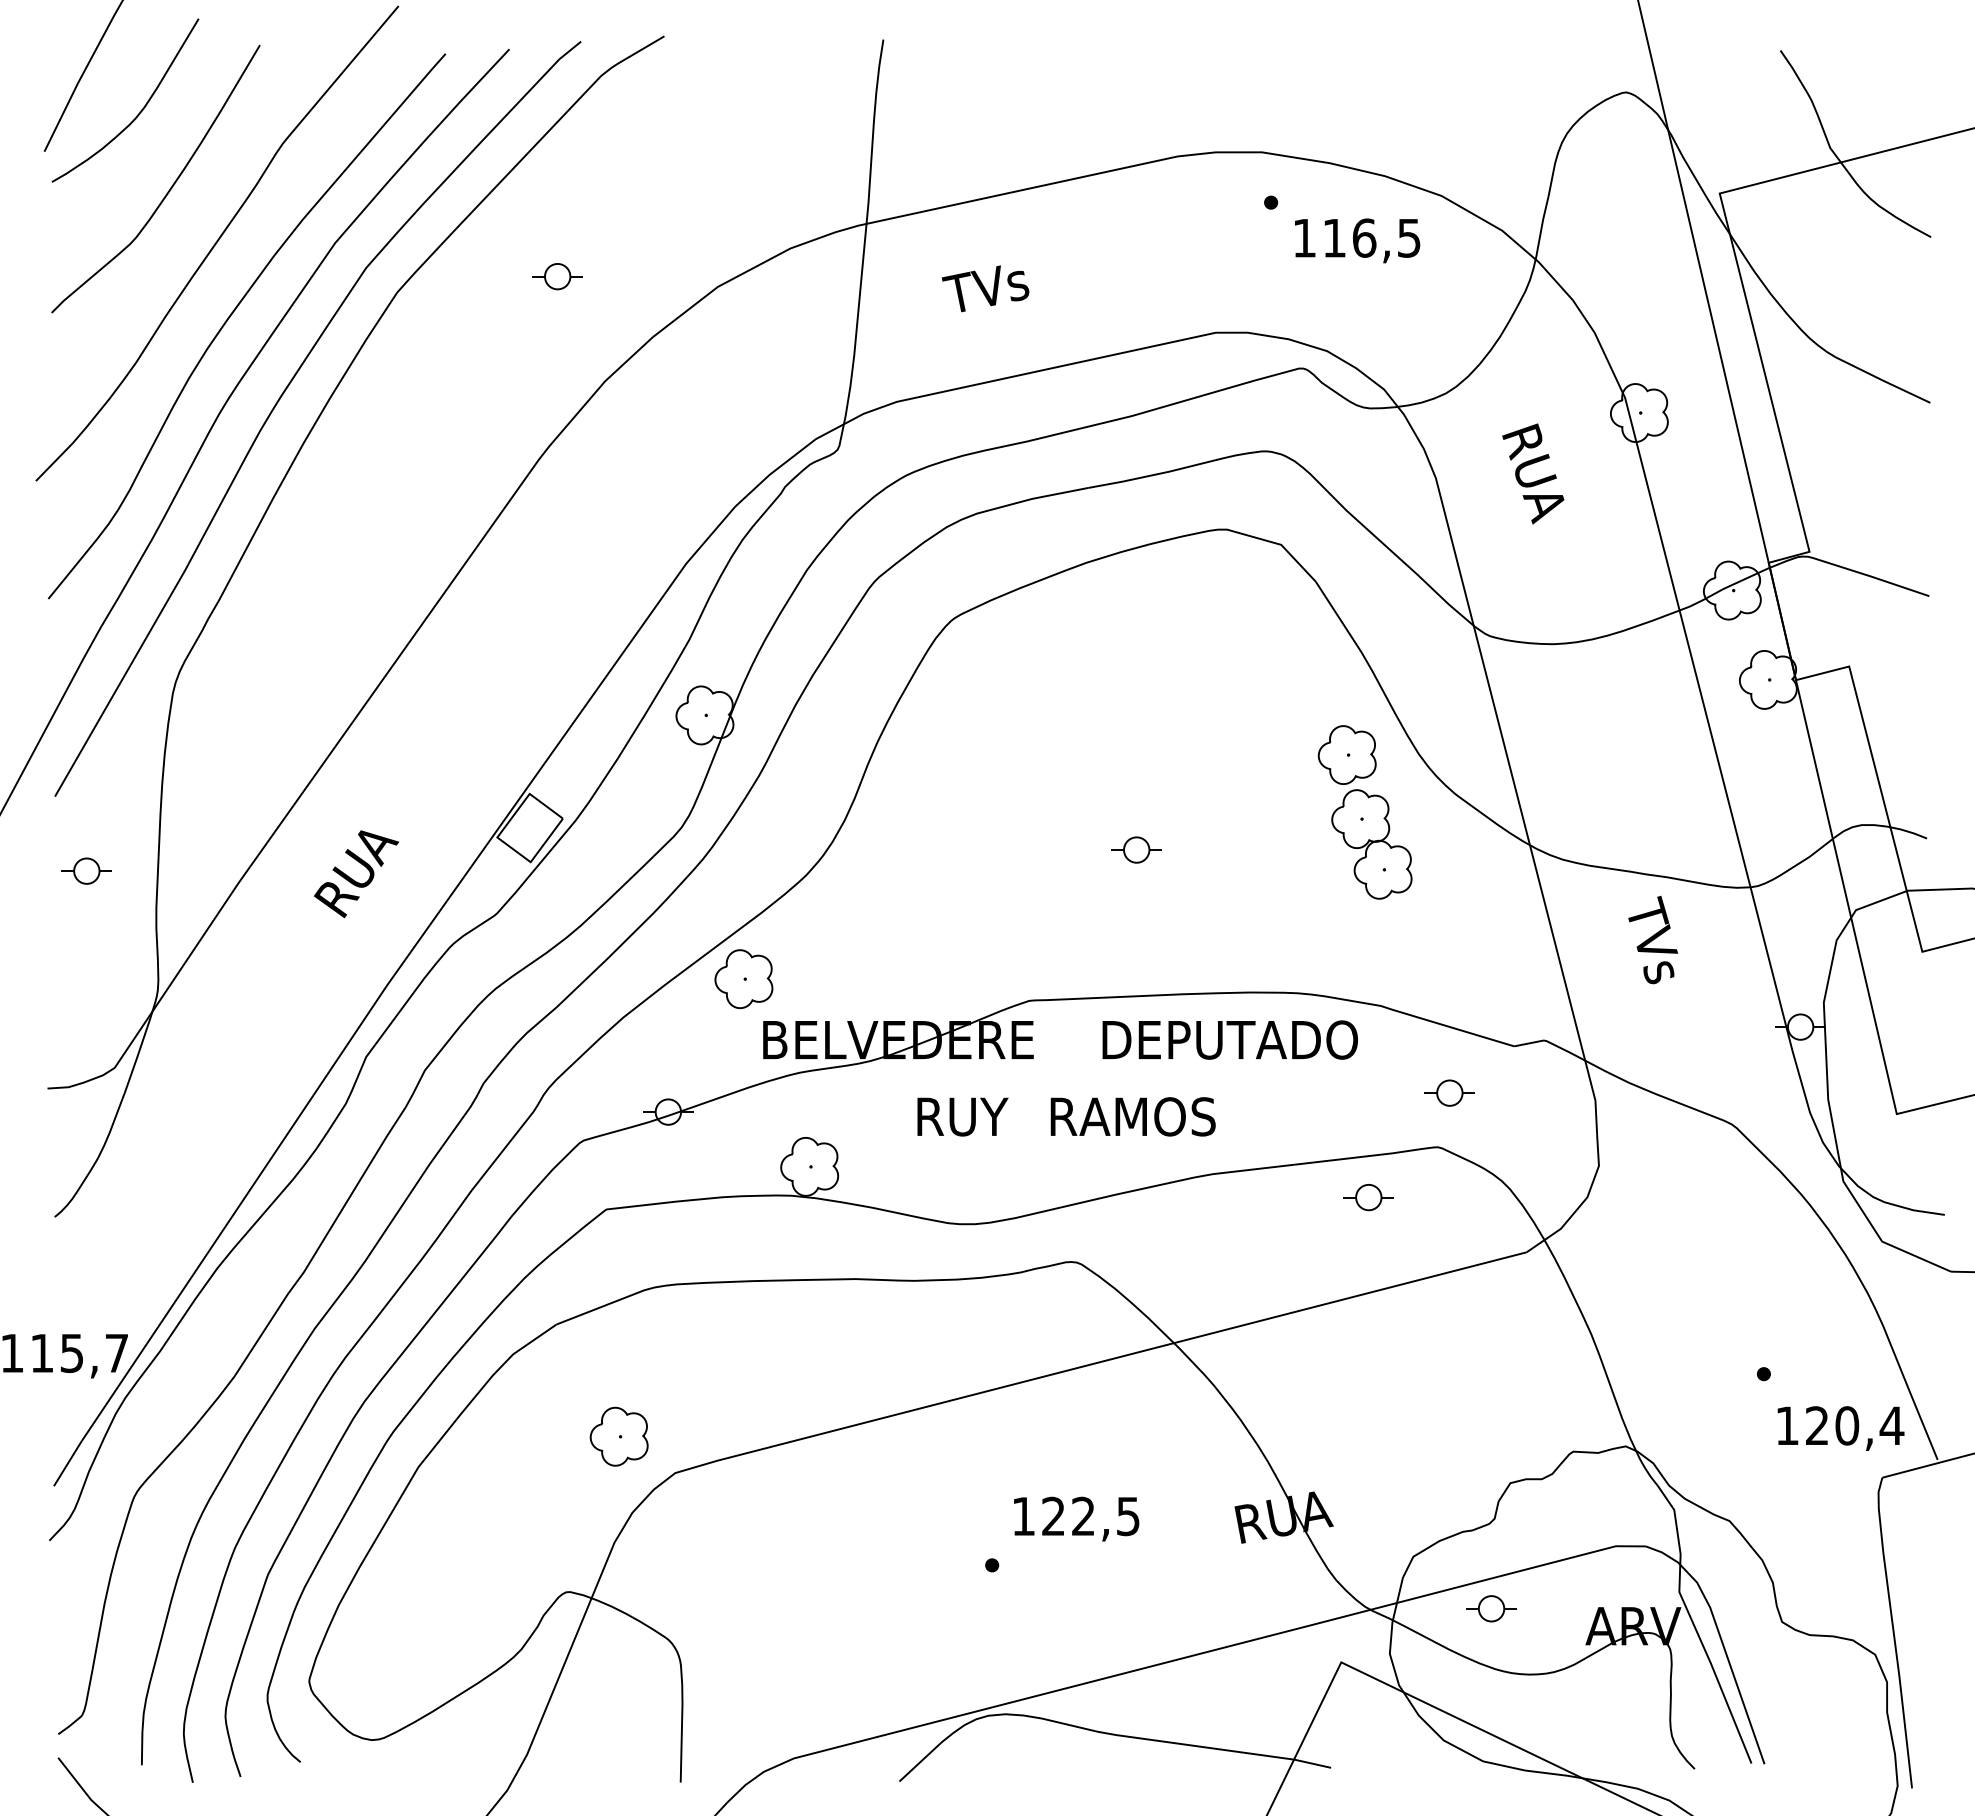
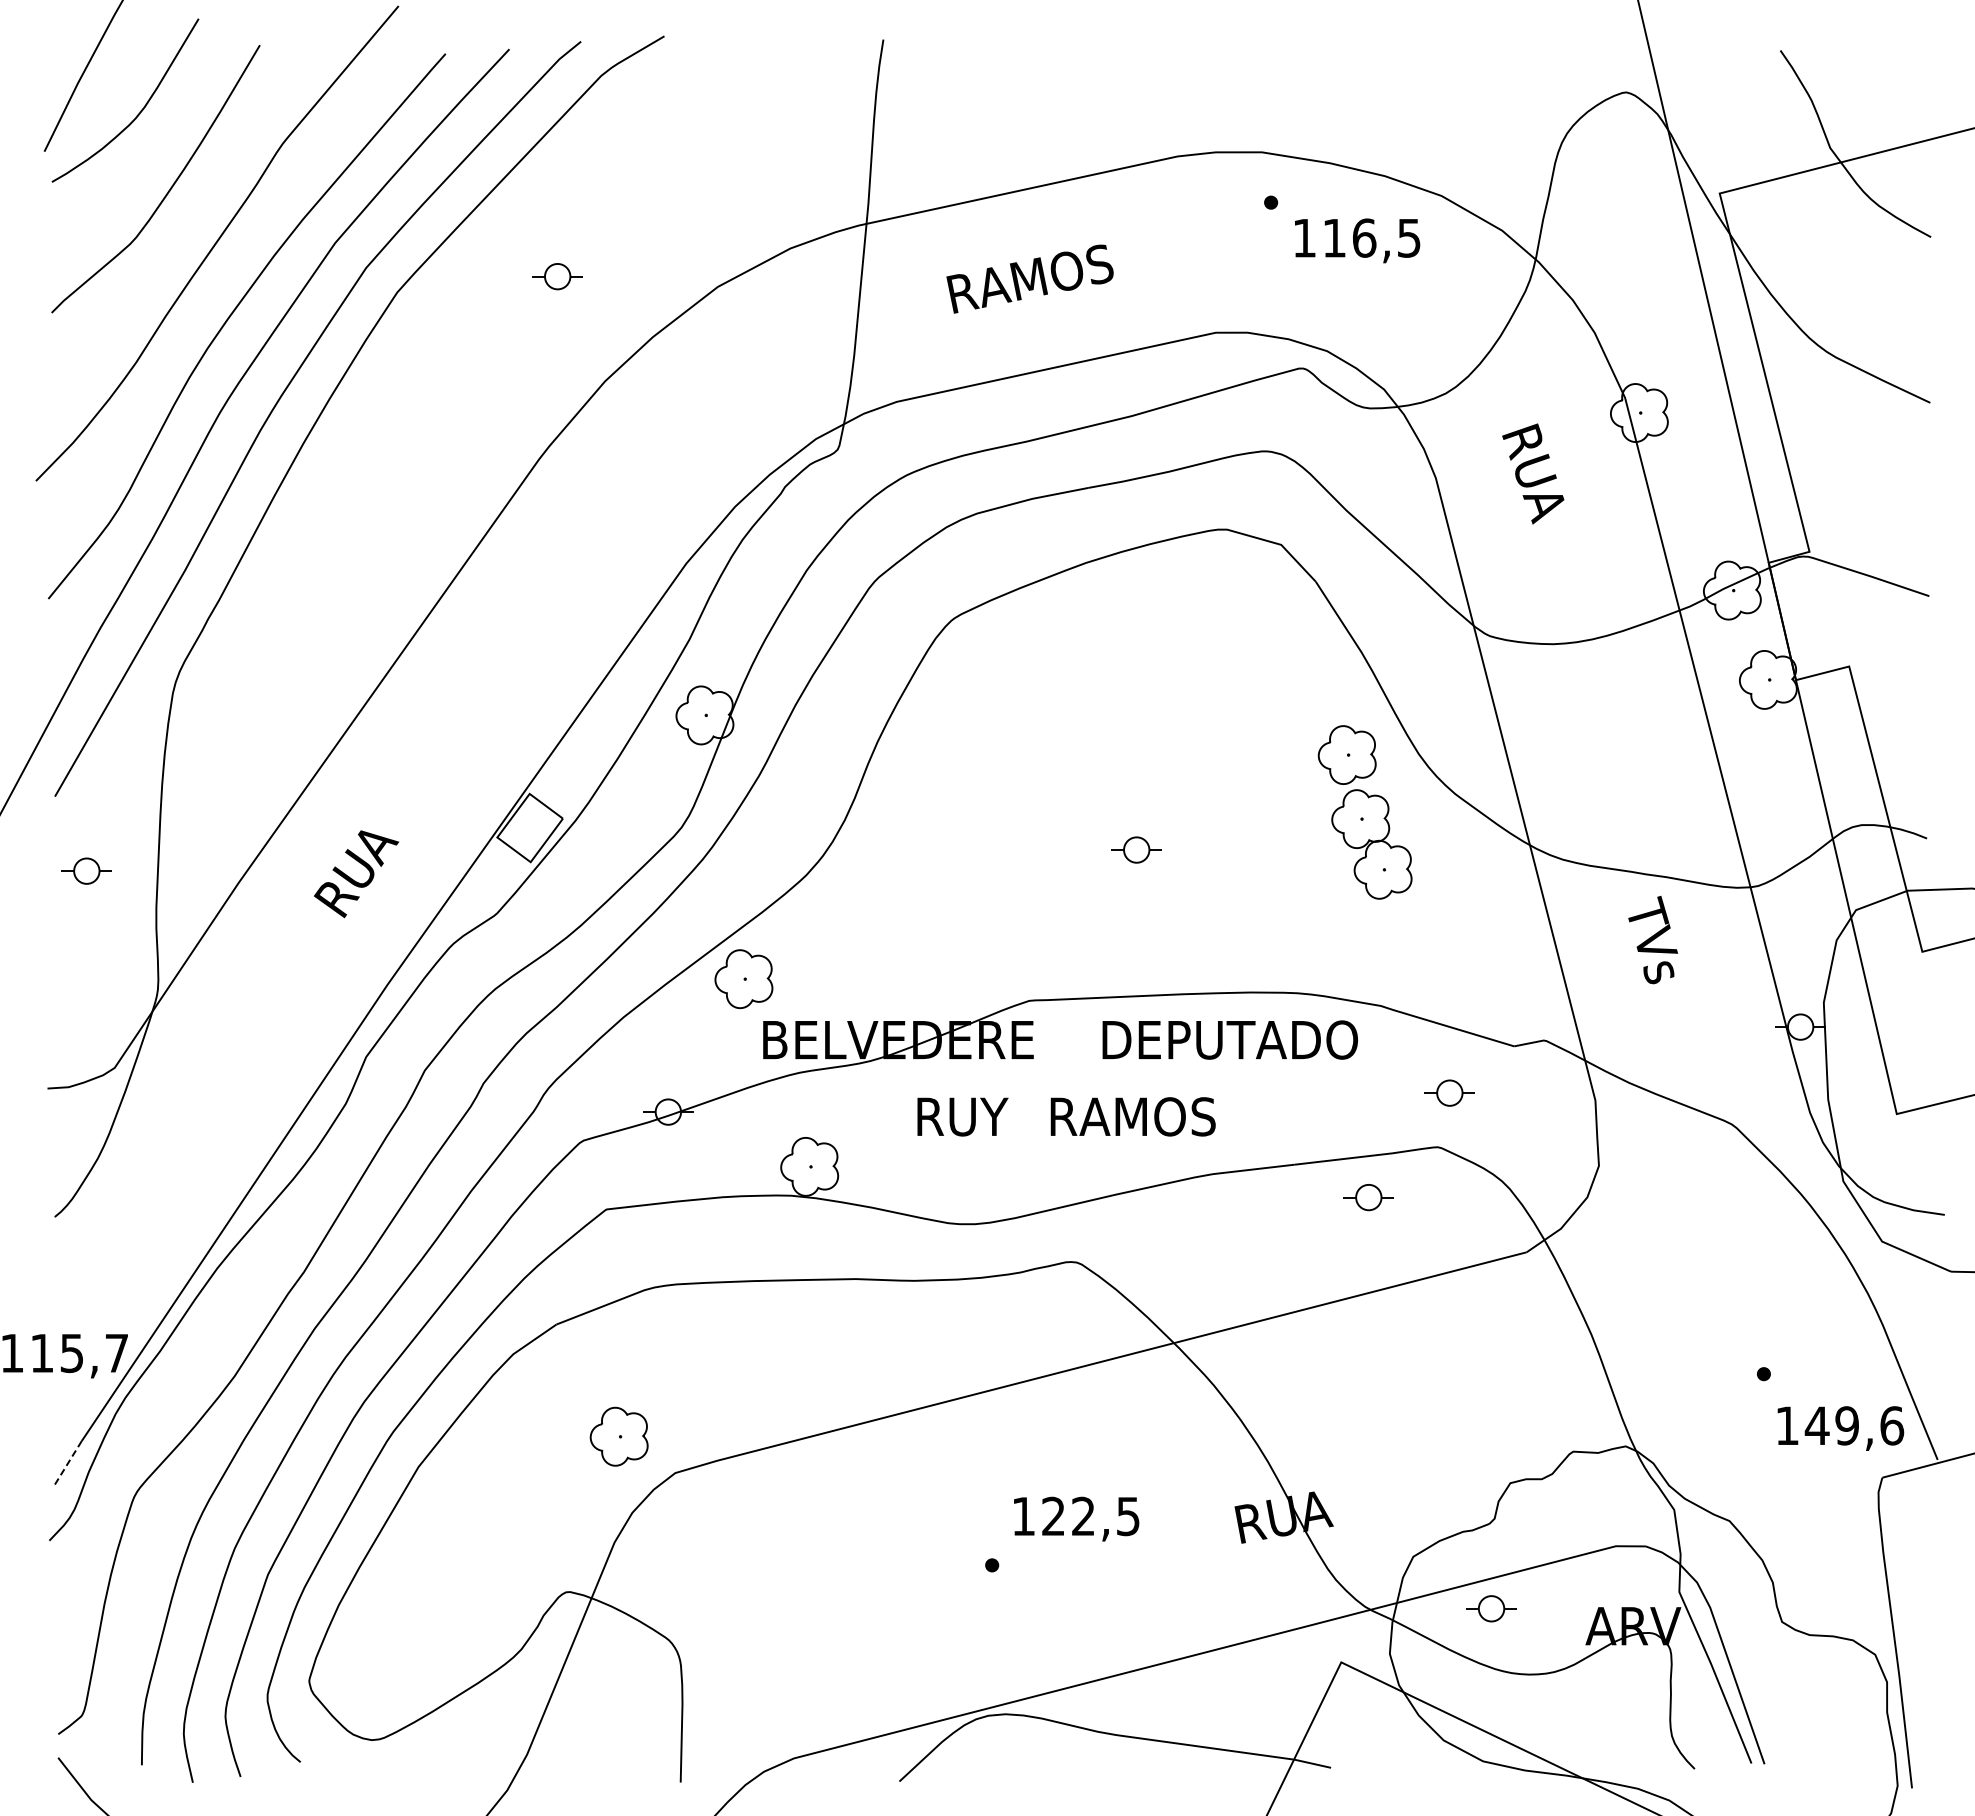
text: TVs -> RAMOS (1027, 278)
text: 120,4 -> 149,6 (1854, 1425)
line: solid -> dashed (67, 1464)
